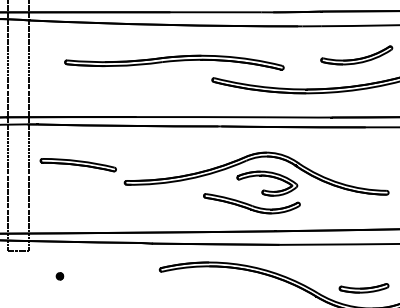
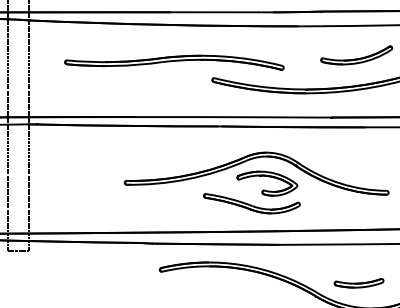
part: present -> none (77, 165)
part: present -> none (59, 276)
part position: (363, 288) -> (358, 283) (358, 283)
